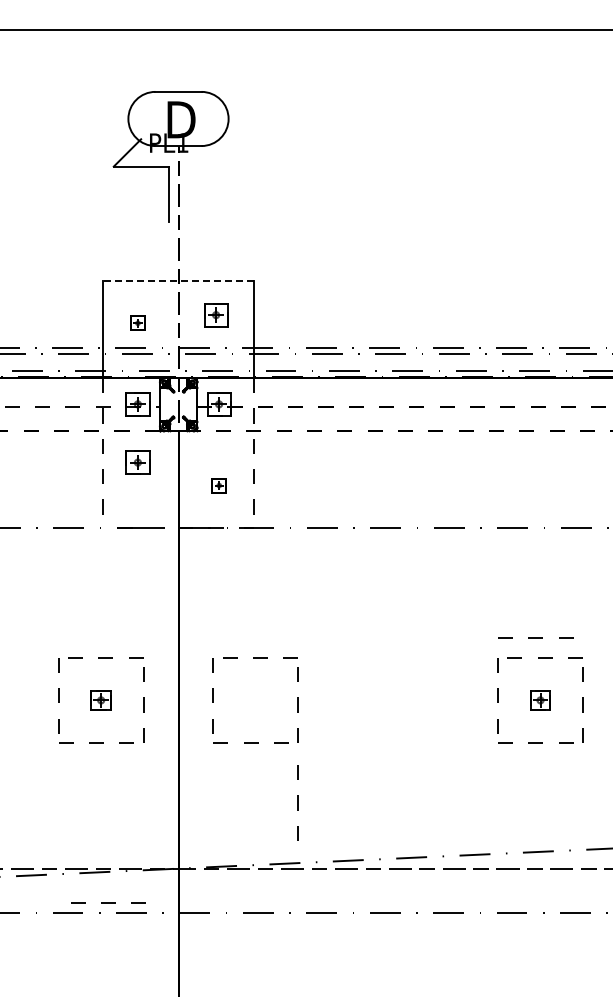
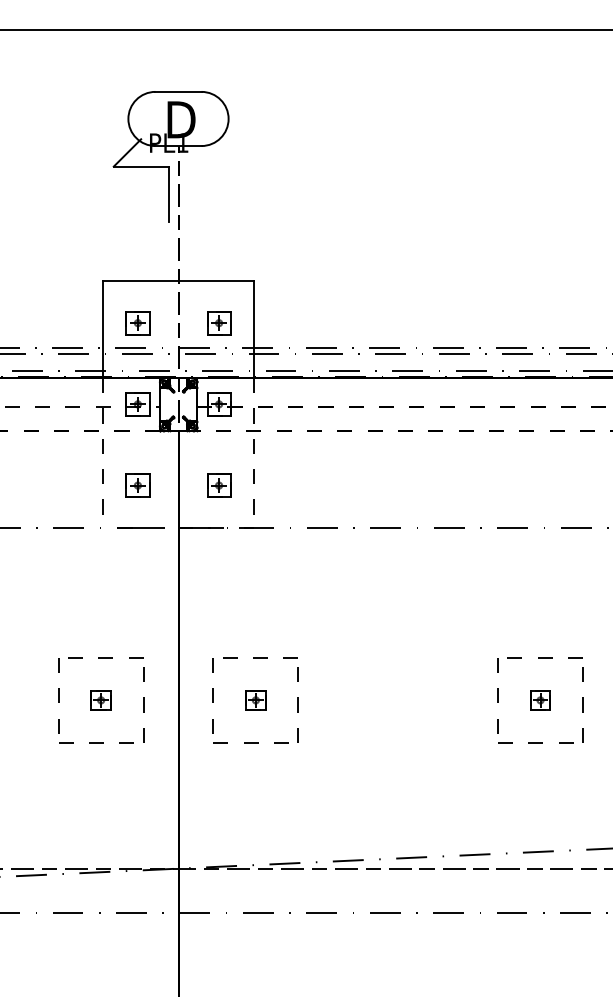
line: dashed -> solid (178, 280)
part position: (216, 315) -> (219, 323) (219, 323)
part size: 16x16 px -> 26x25 px (137, 323)
part position: (137, 462) -> (137, 485) (137, 485)
part size: 16x16 px -> 25x25 px (219, 485)
line: present -> none (535, 637)
part: none -> present (255, 700)
line: present -> none (297, 802)
line: present -> none (108, 902)
